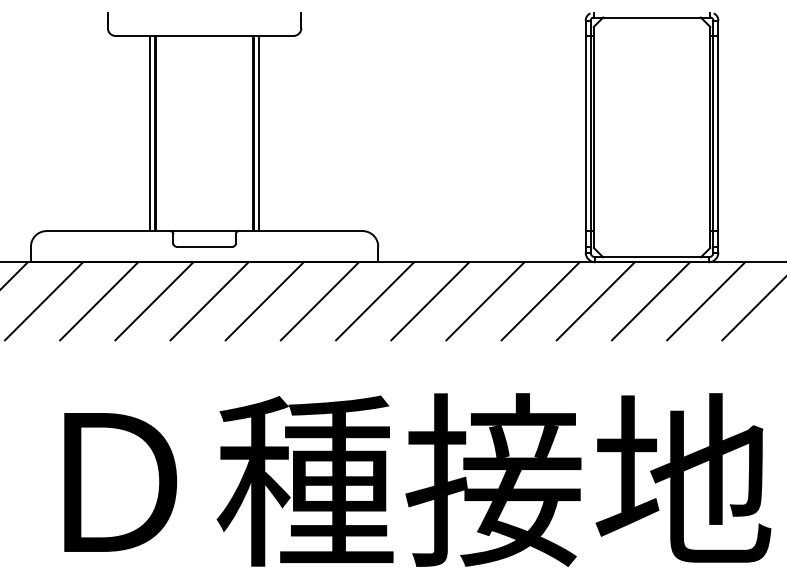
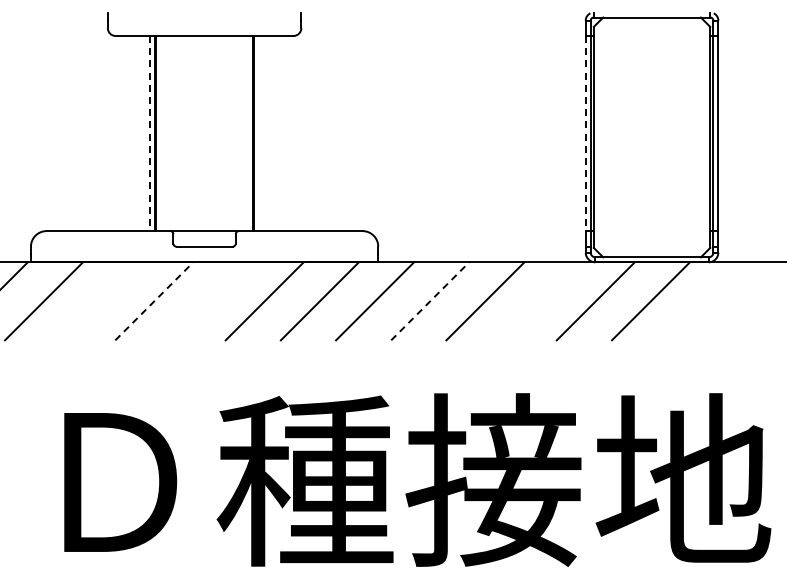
line: solid -> dashed (149, 133)
line: present -> none (259, 133)
line: solid -> dashed (585, 133)
line: solid -> dashed (154, 300)
line: solid -> dashed (430, 300)
line: present -> none (99, 301)
line: present -> none (209, 301)
line: present -> none (540, 301)
line: present -> none (706, 301)
line: present -> none (752, 309)
